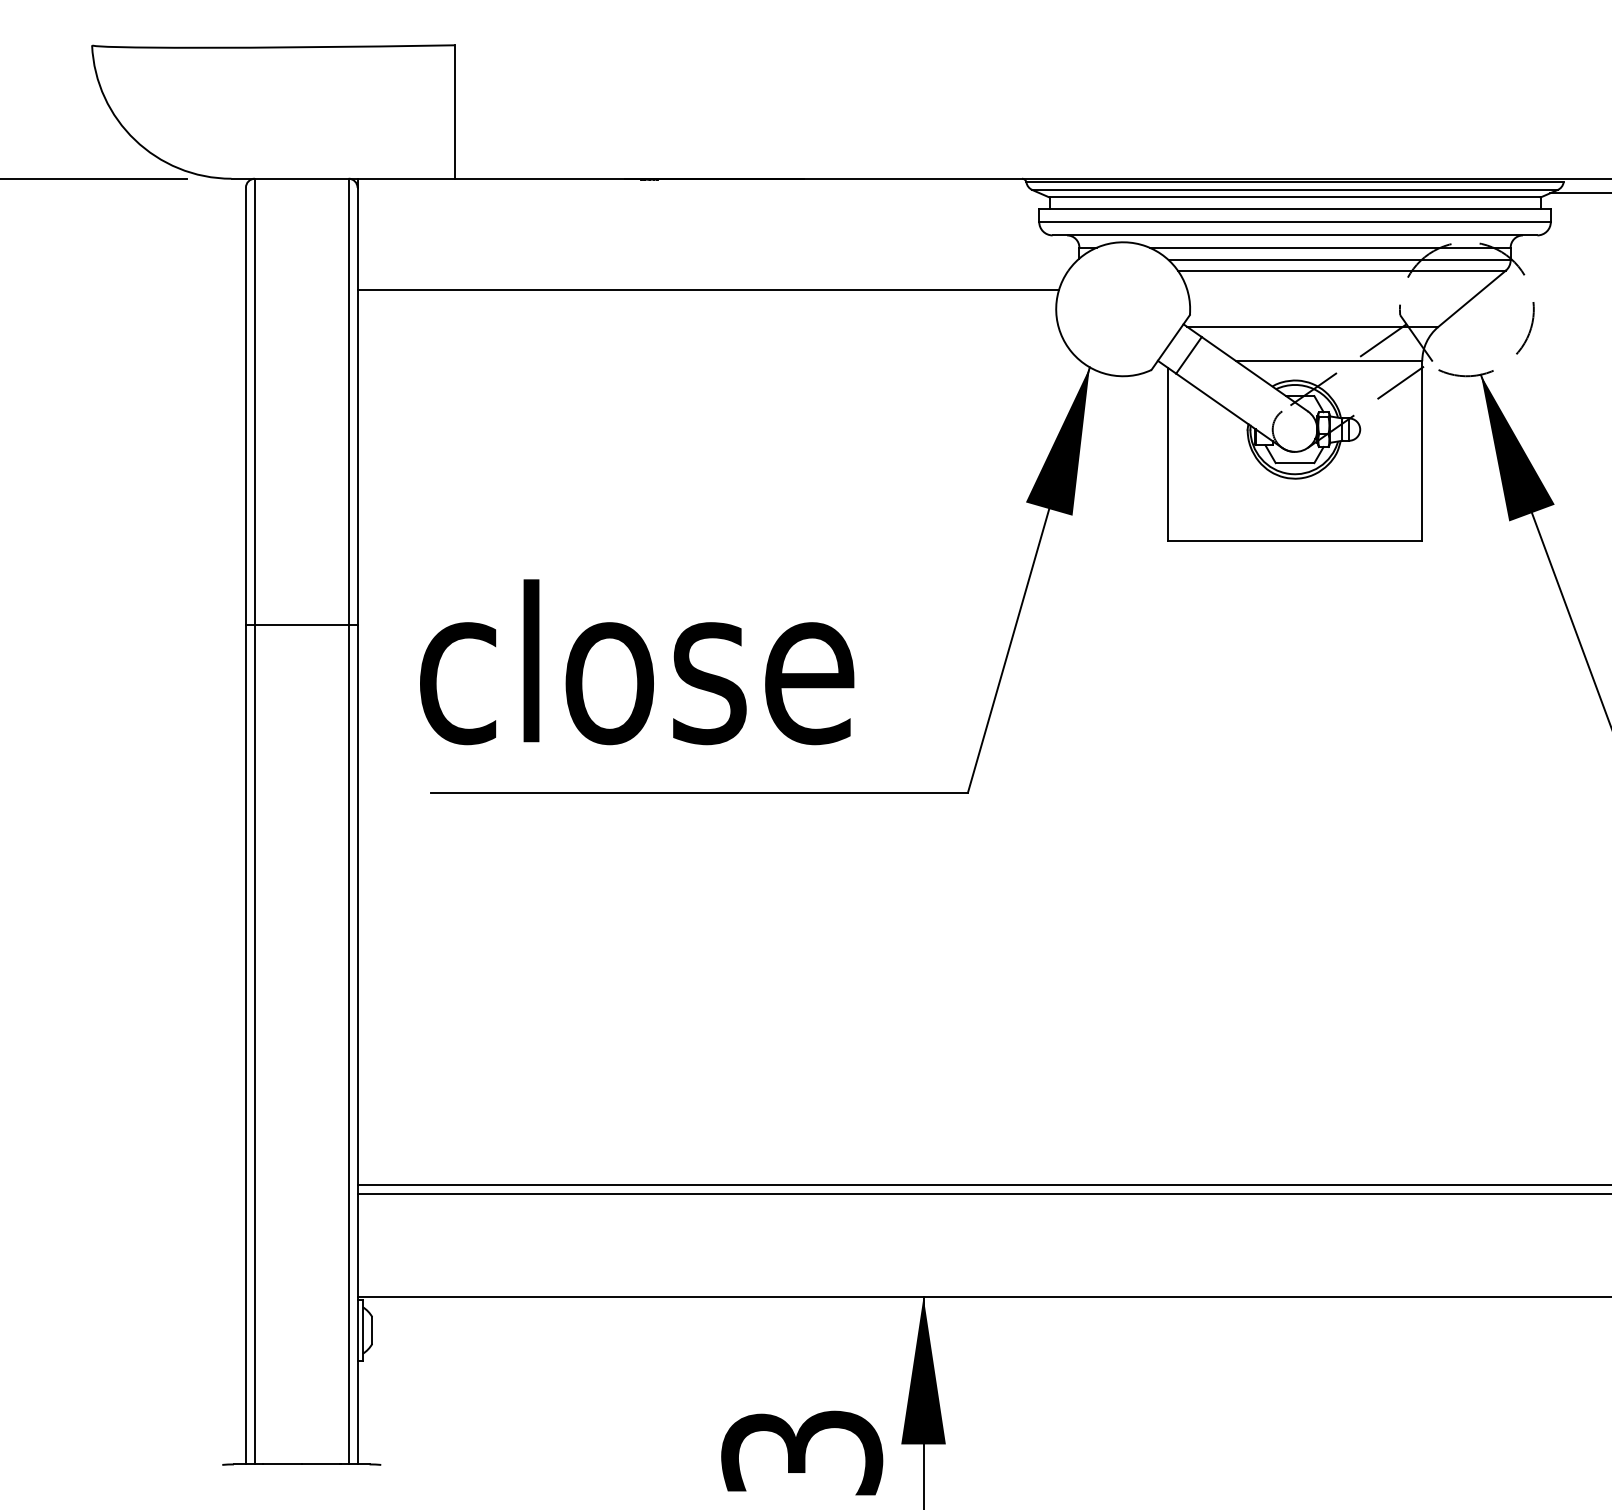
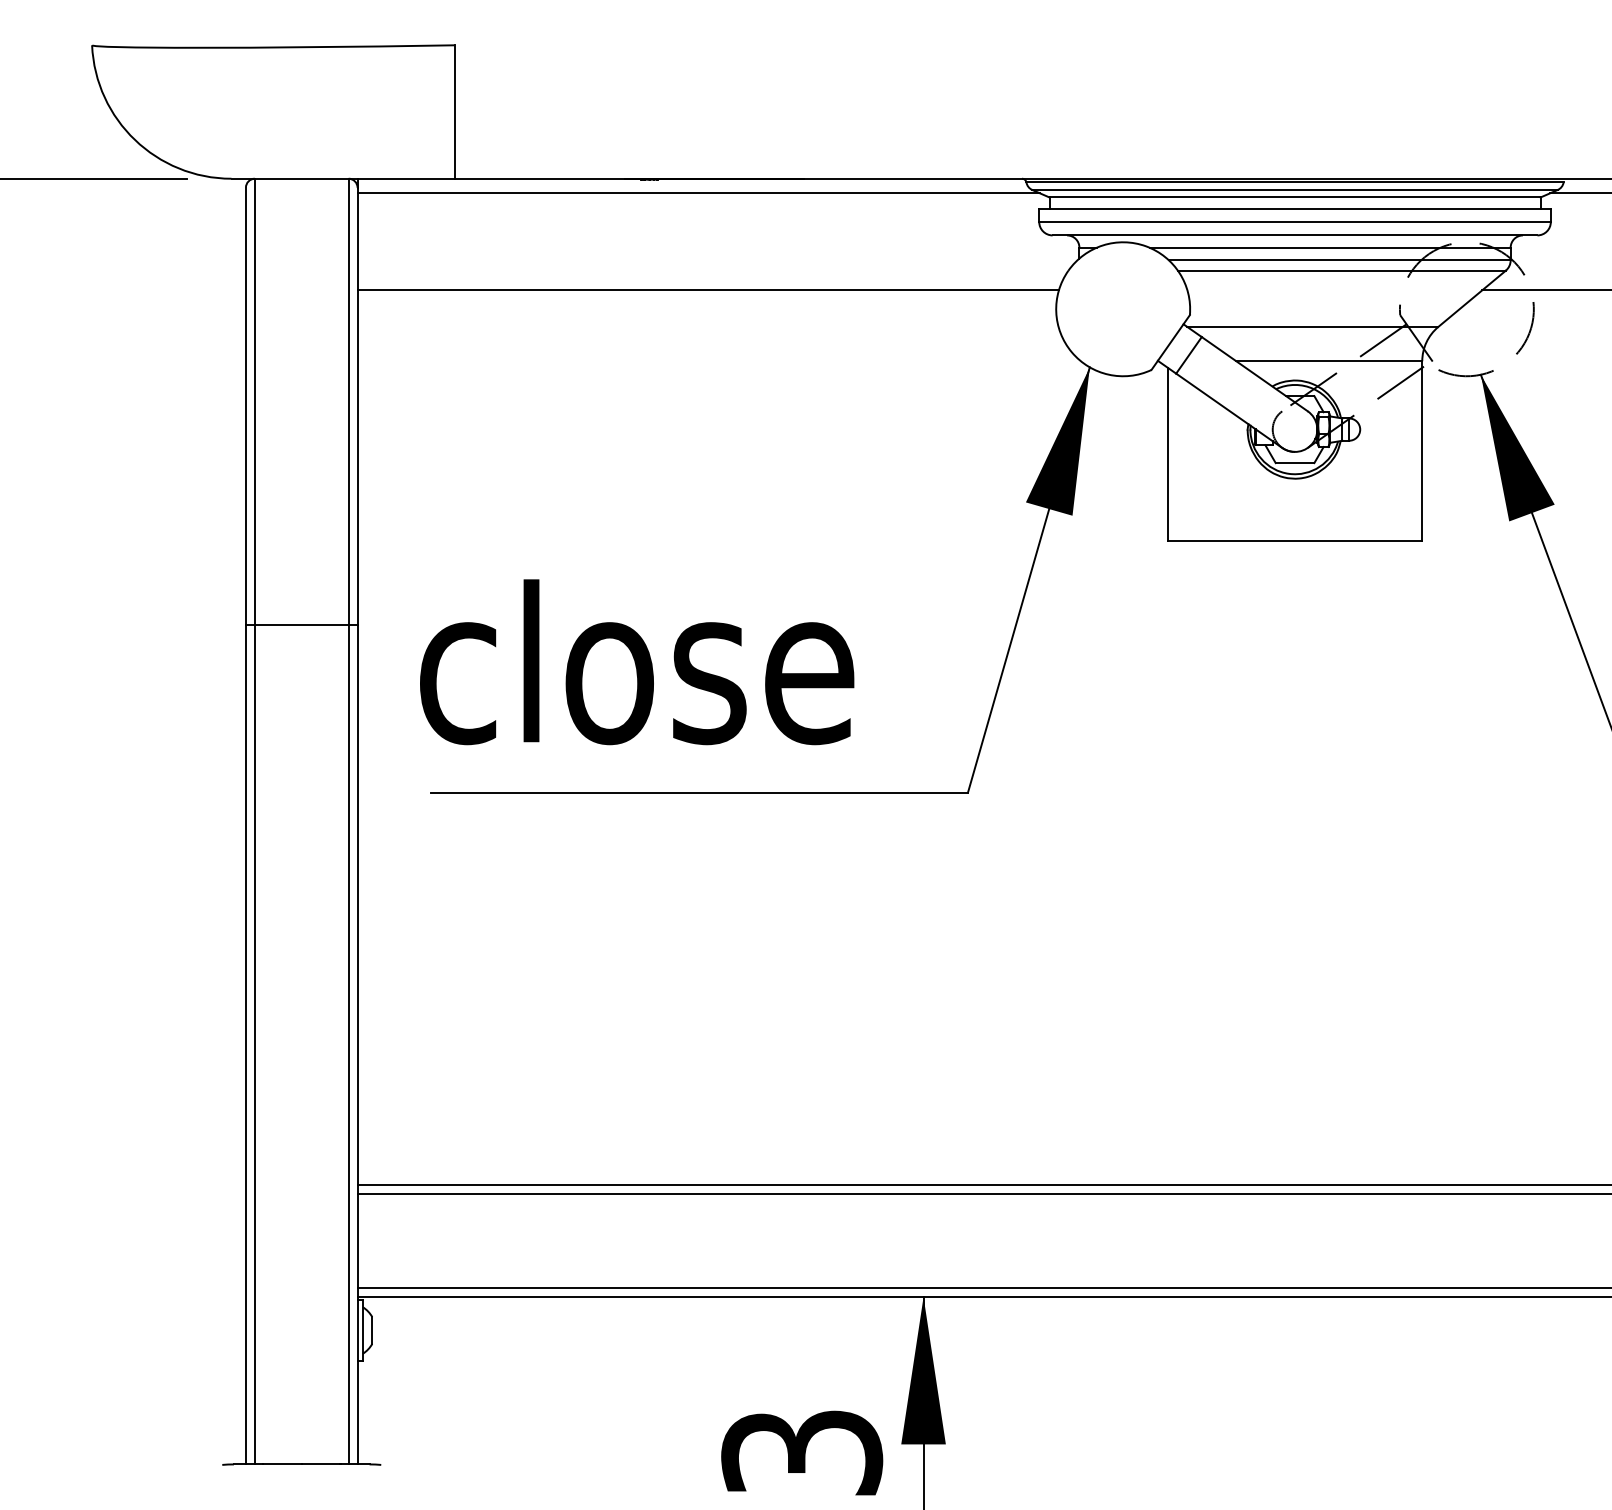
line: none -> present (698, 193)
line: none -> present (1545, 290)
line: none -> present (982, 1288)
